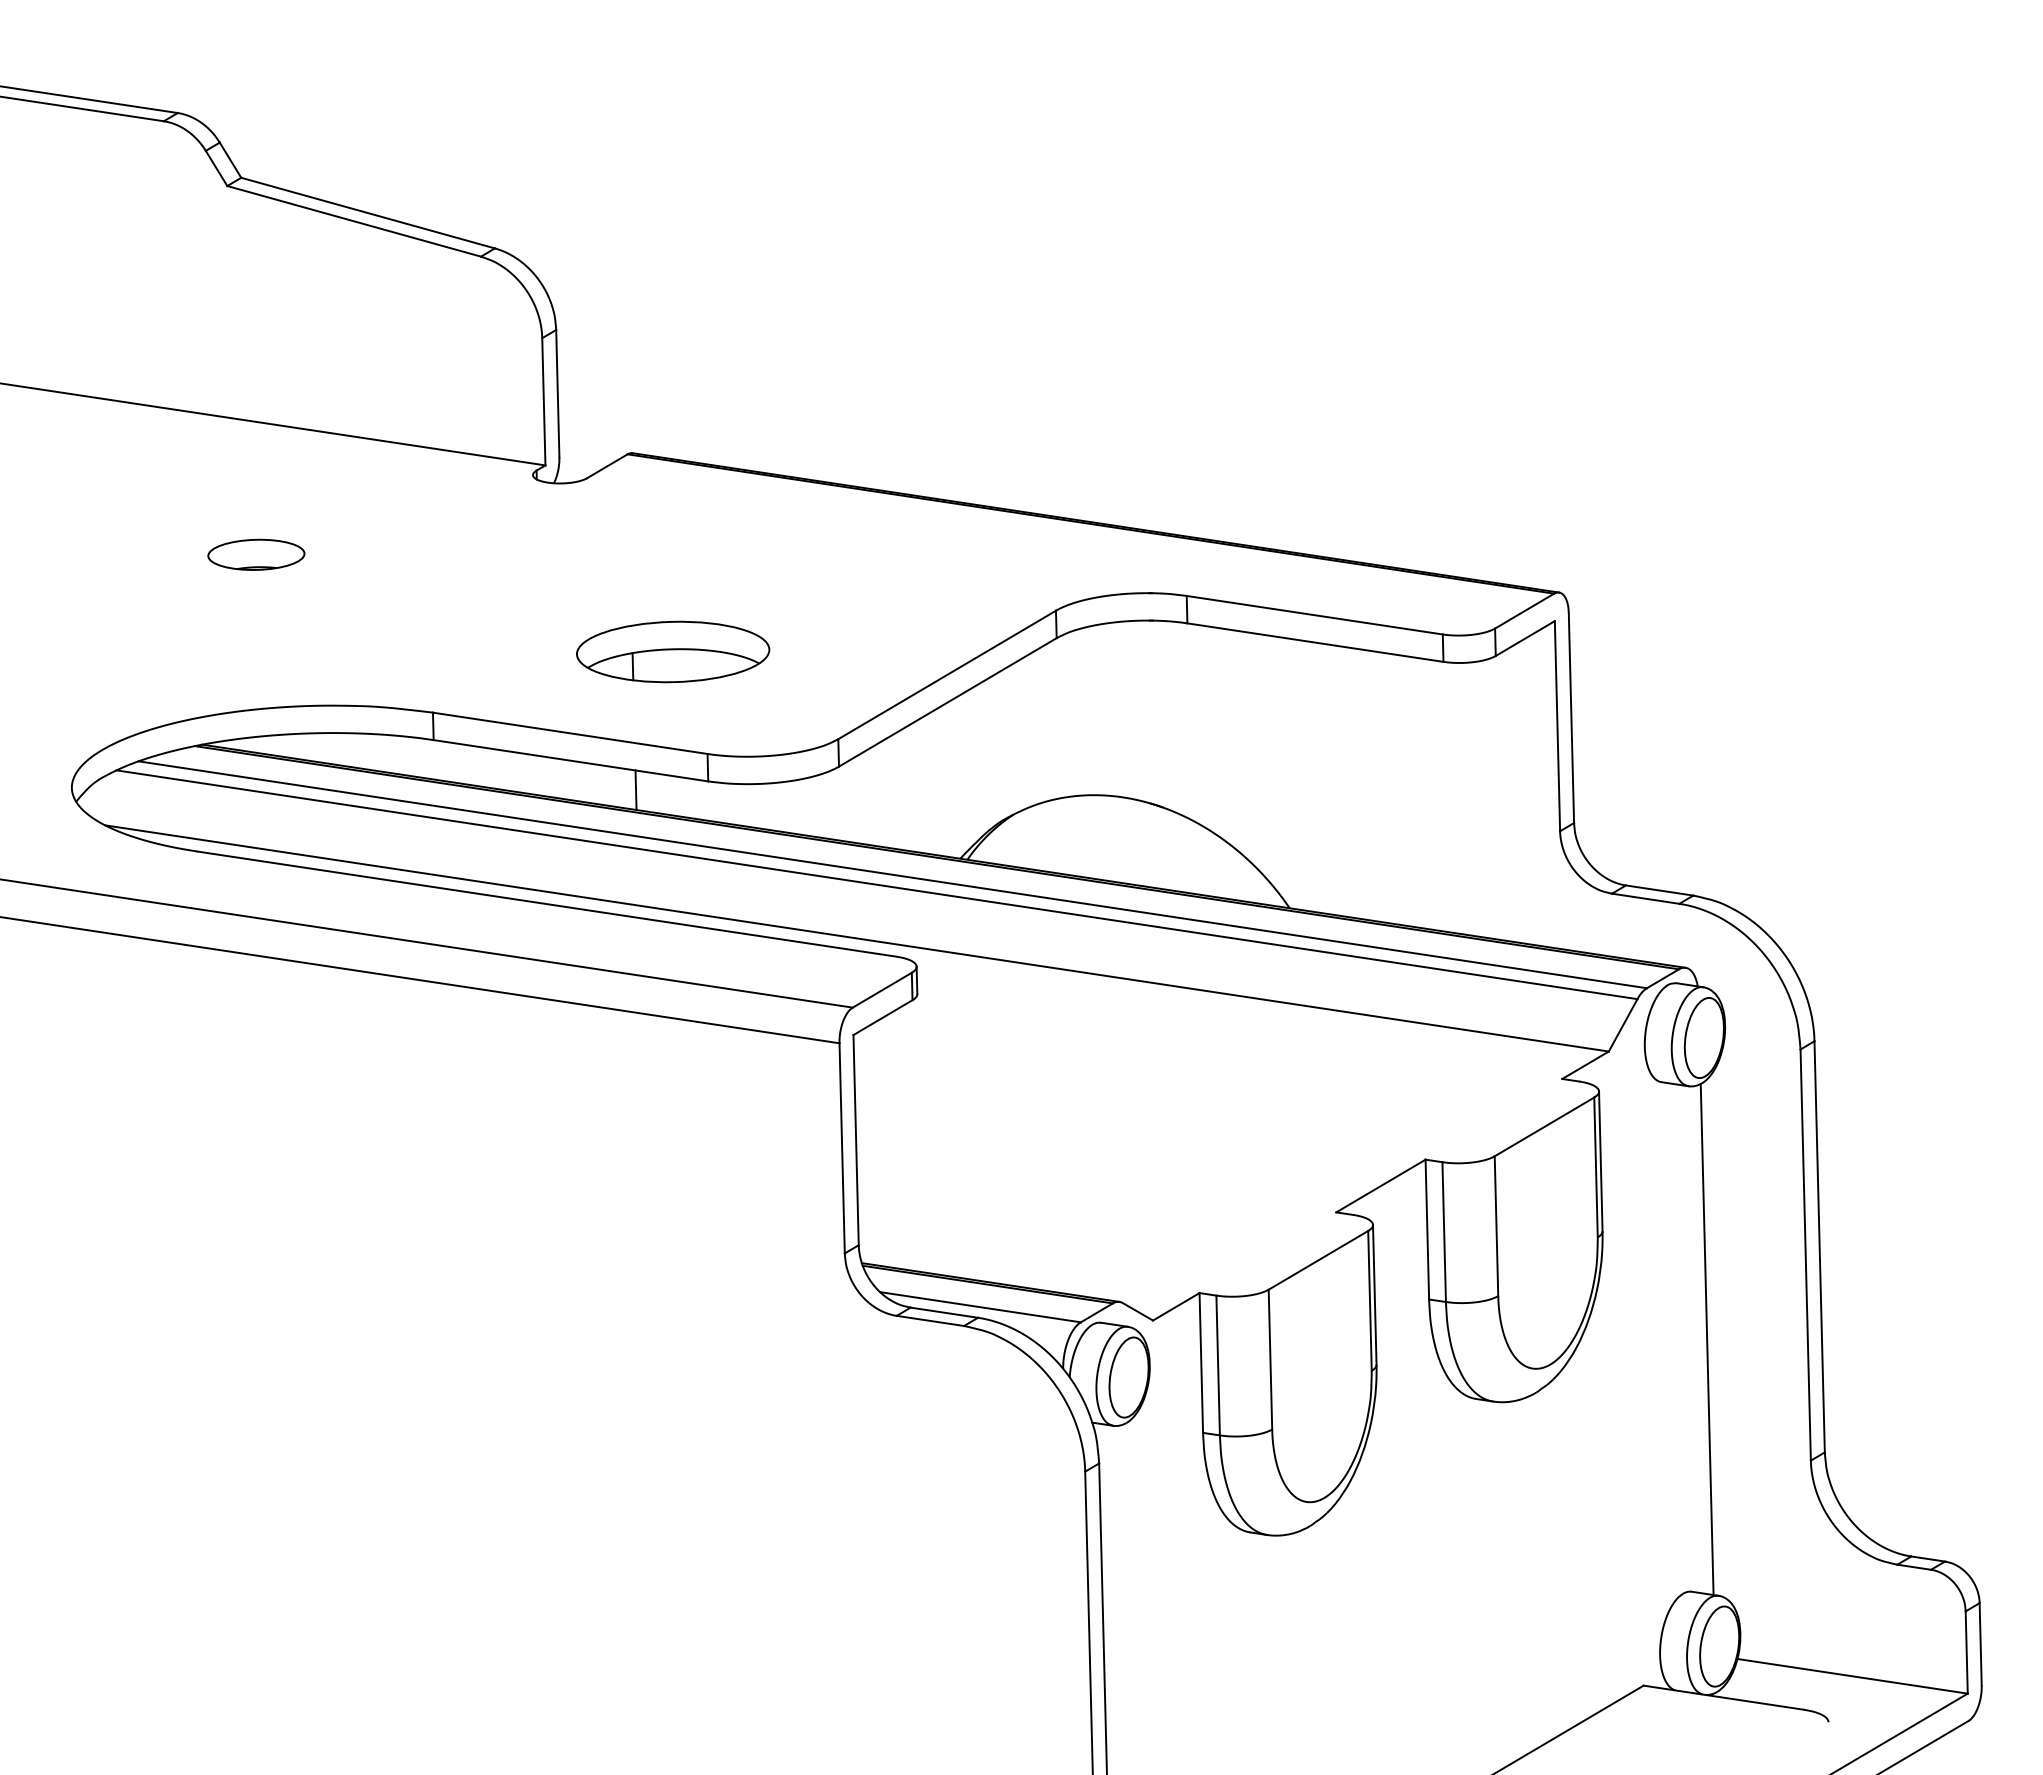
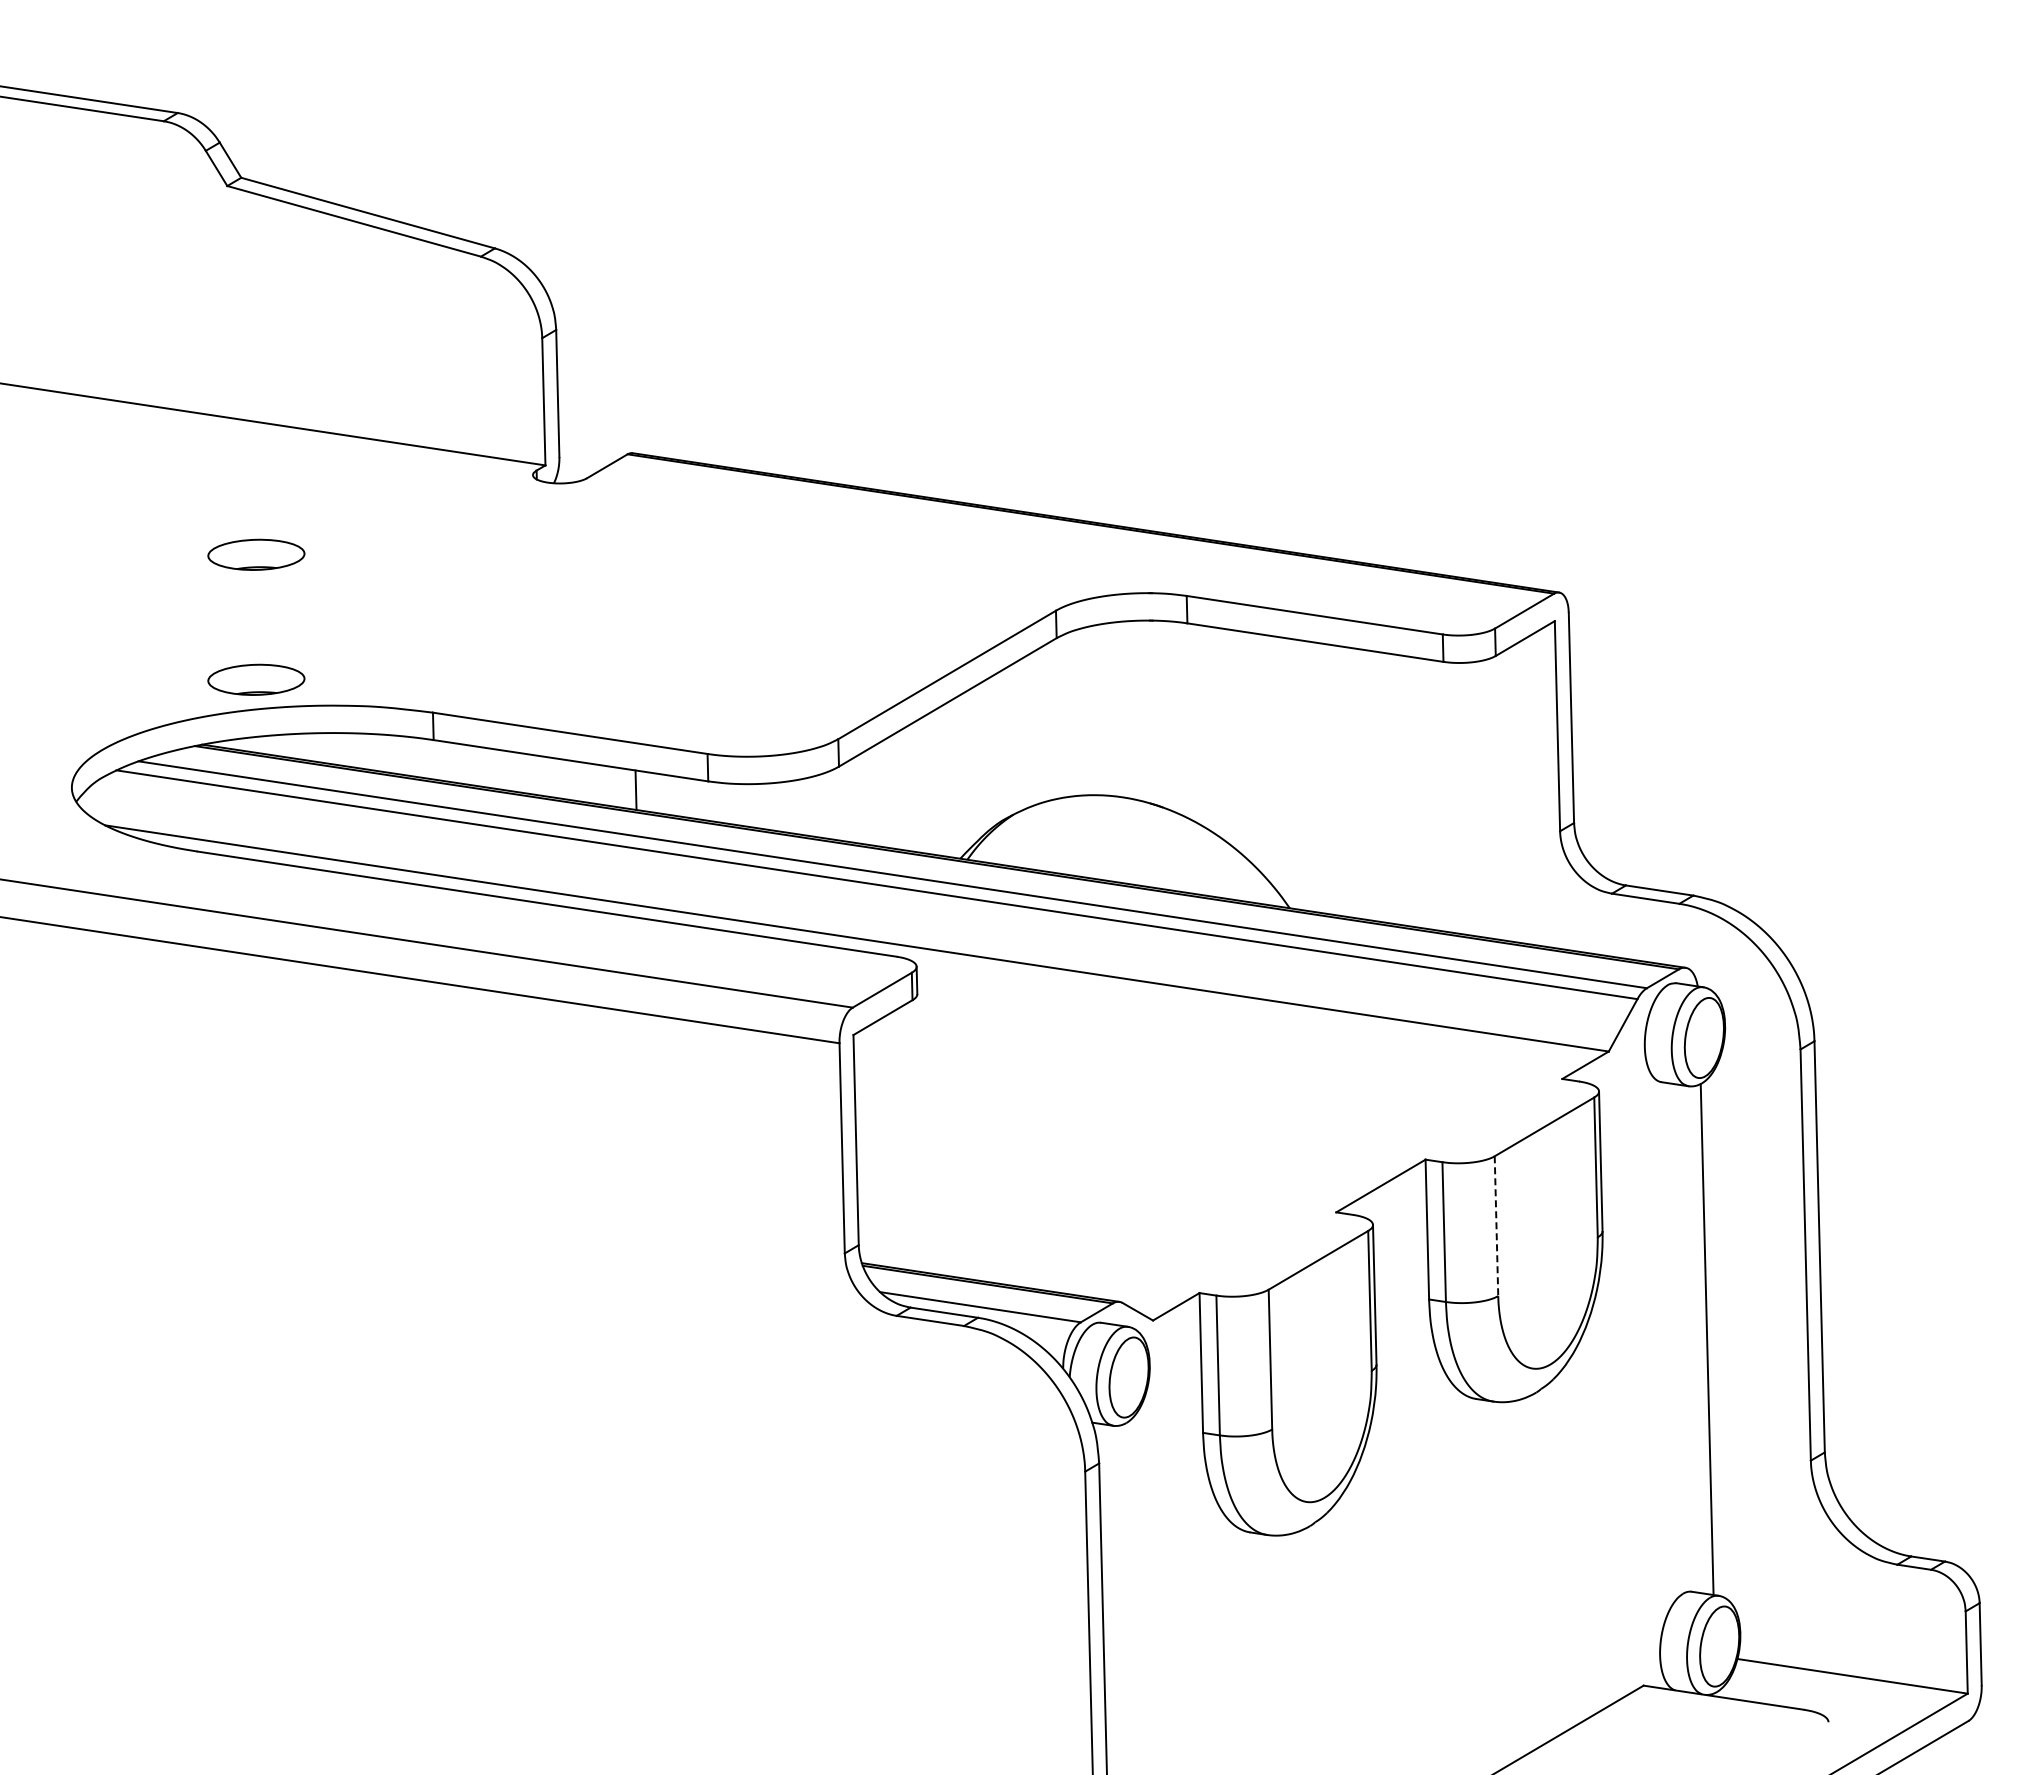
part: present -> none (673, 651)
part: none -> present (256, 679)
line: solid -> dashed (1496, 1226)
